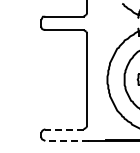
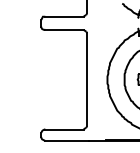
line: dashed -> solid (64, 129)
line: dashed -> solid (67, 140)
